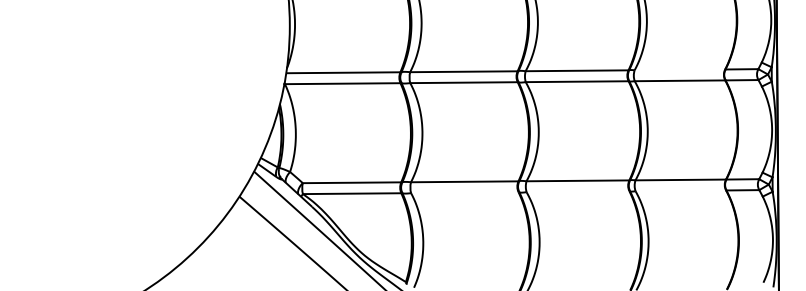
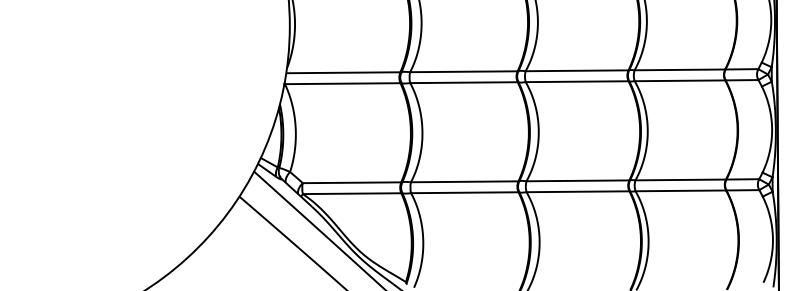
line: none -> present (679, 69)
line: none -> present (680, 190)
line: none -> present (577, 191)
line: none -> present (464, 192)
